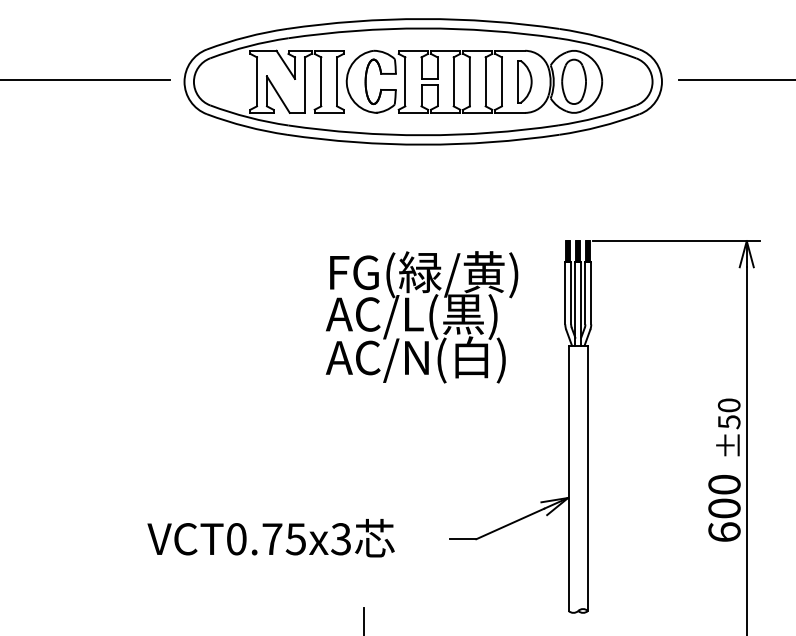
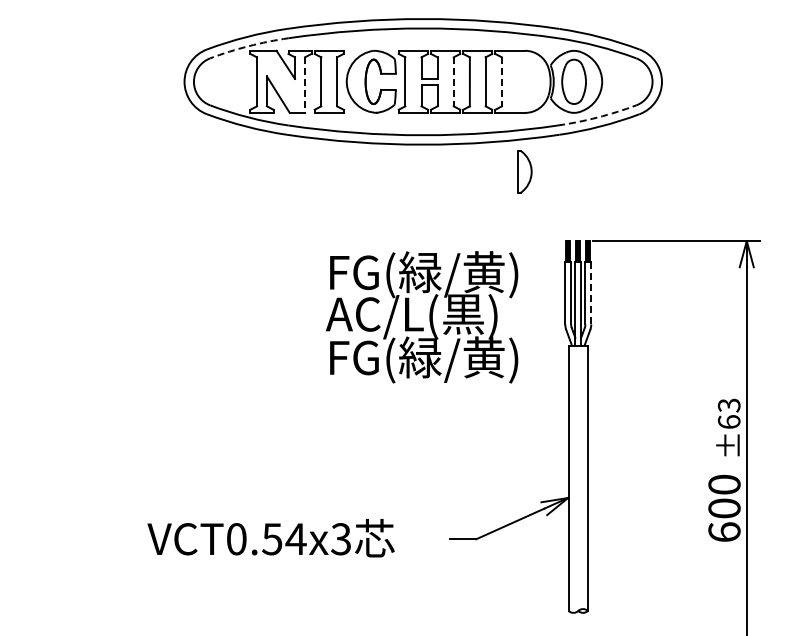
arc: solid -> dashed (248, 46)
line: present -> none (86, 79)
line: present -> none (735, 79)
line: solid -> dashed (453, 81)
line: solid -> dashed (501, 81)
part position: (524, 81) -> (524, 171) (524, 171)
line: solid -> dashed (305, 85)
arc: solid -> dashed (597, 117)
line: solid -> dashed (591, 292)
text: AC/N(白) -> FG(緑/黄) (421, 359)
text: ±50 -> ±63 (728, 413)
text: VCT0.75x3 -> VCT0.54x3 (284, 539)
line: present -> none (363, 619)
